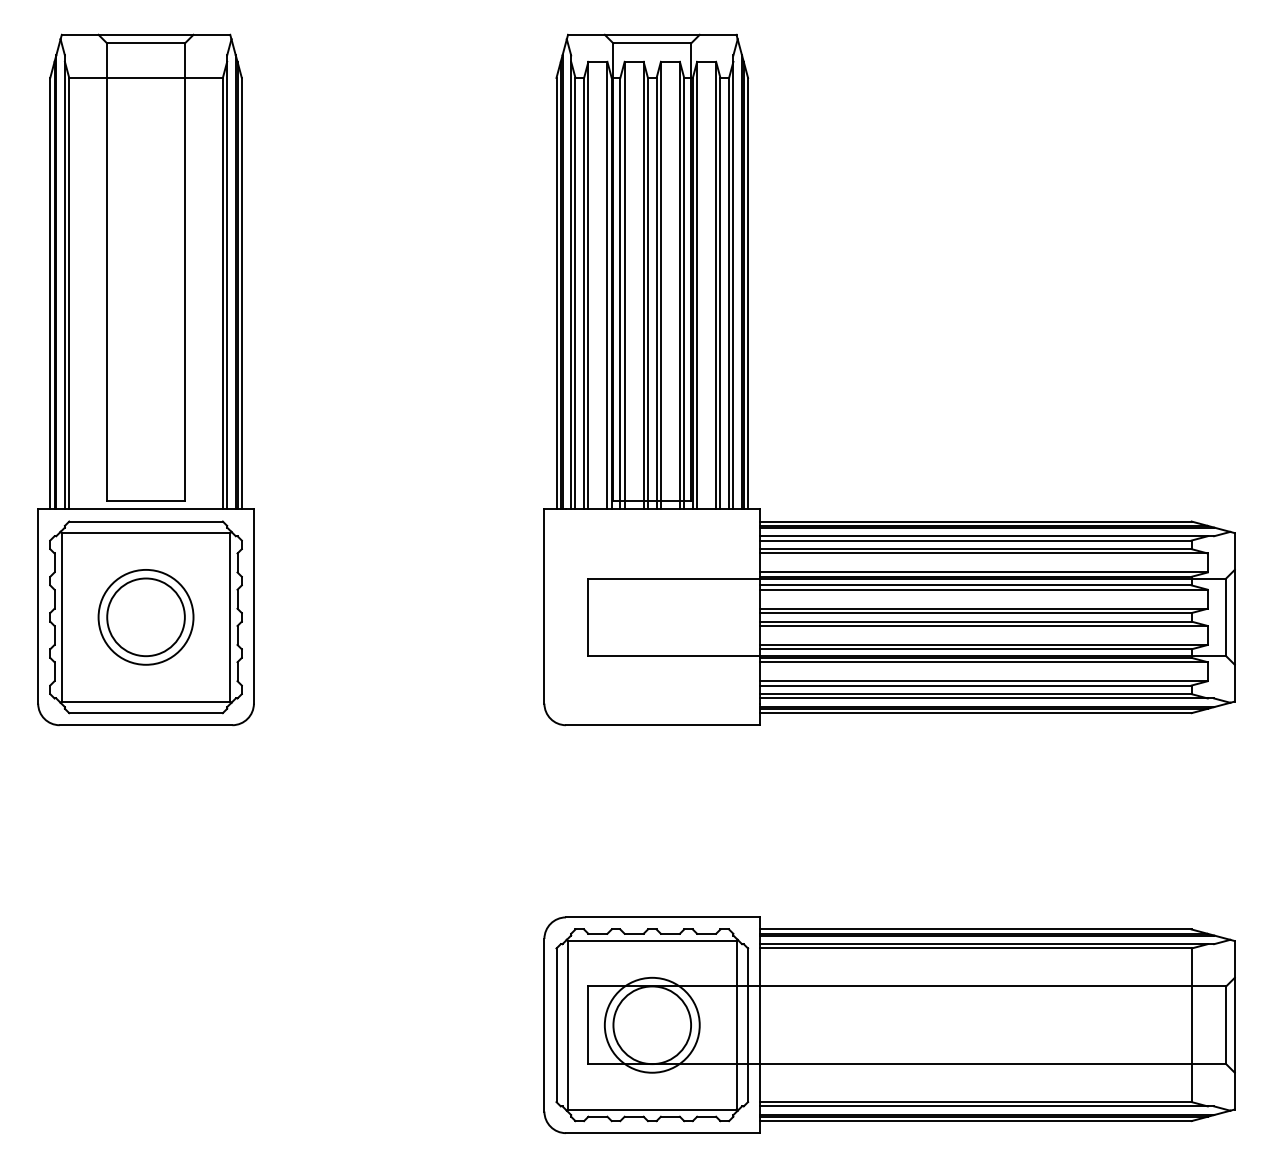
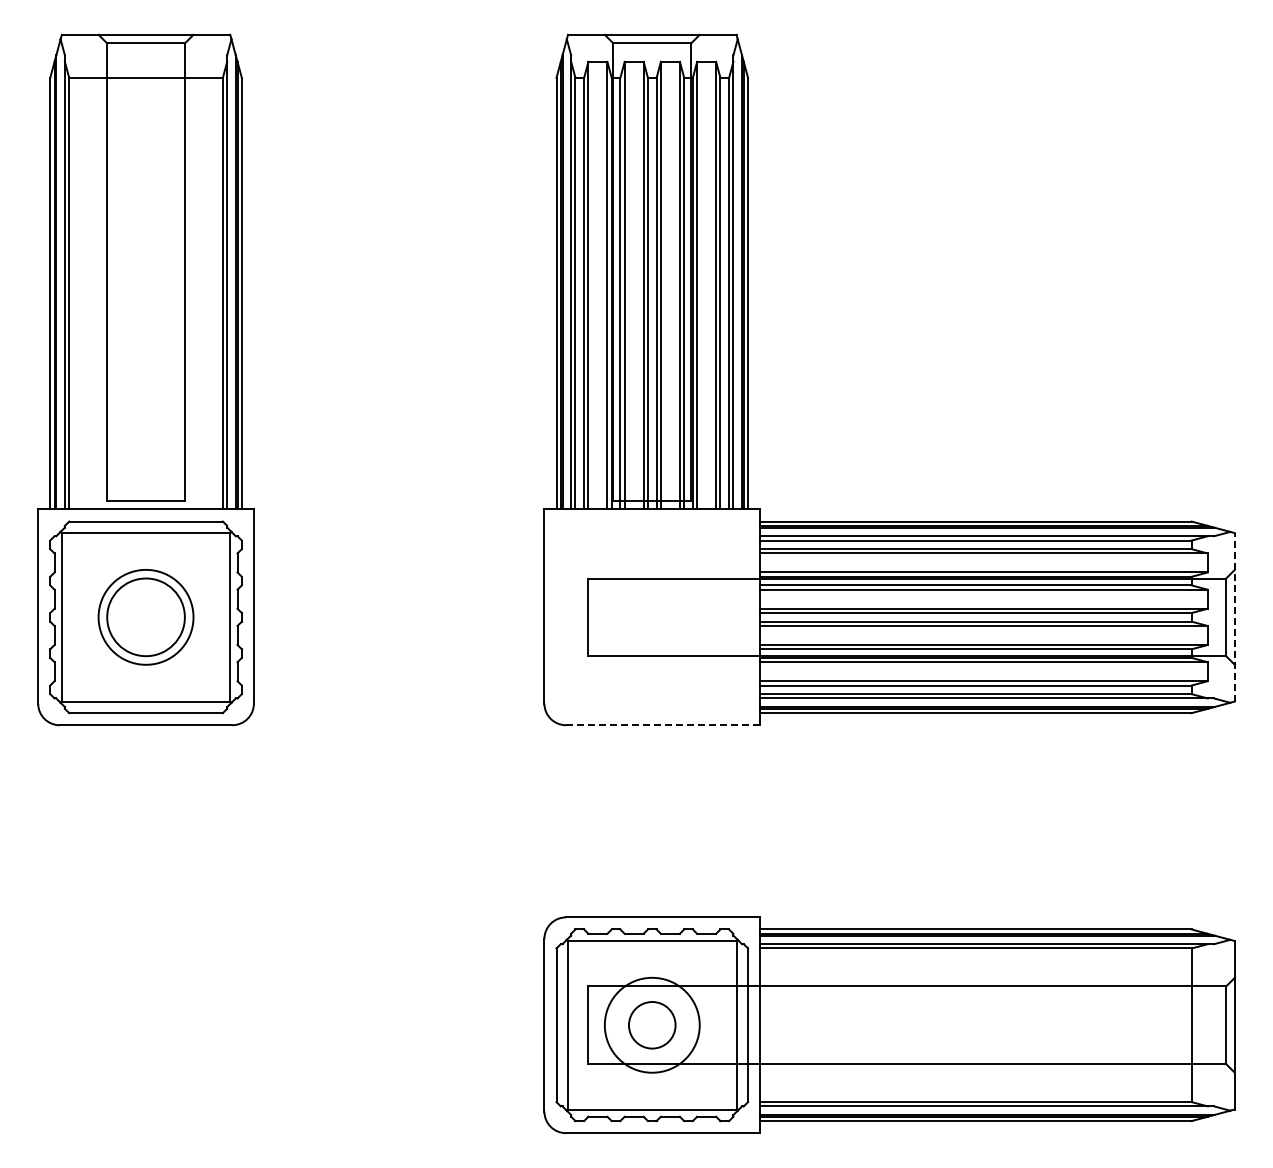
line: solid -> dashed (1234, 616)
line: solid -> dashed (663, 725)
circle diameter: 78 px -> 47 px (651, 1024)
